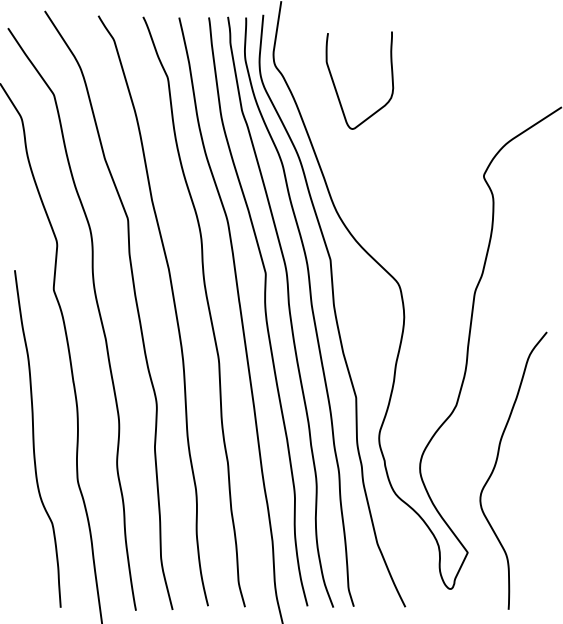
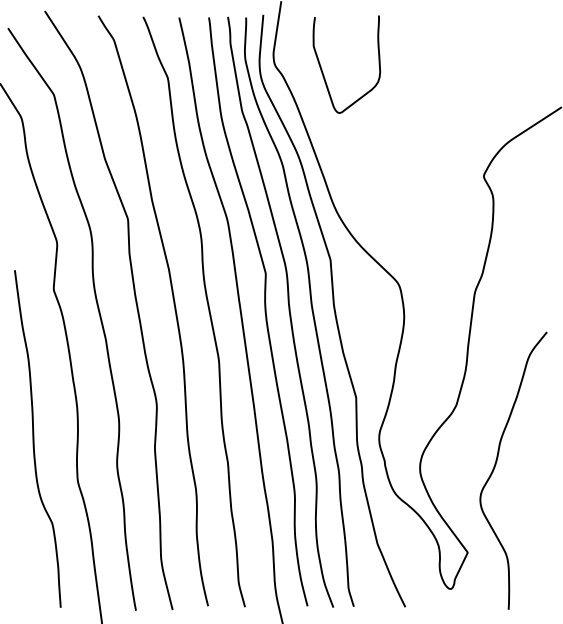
curve position: (336, 88) -> (323, 72) (323, 72)
